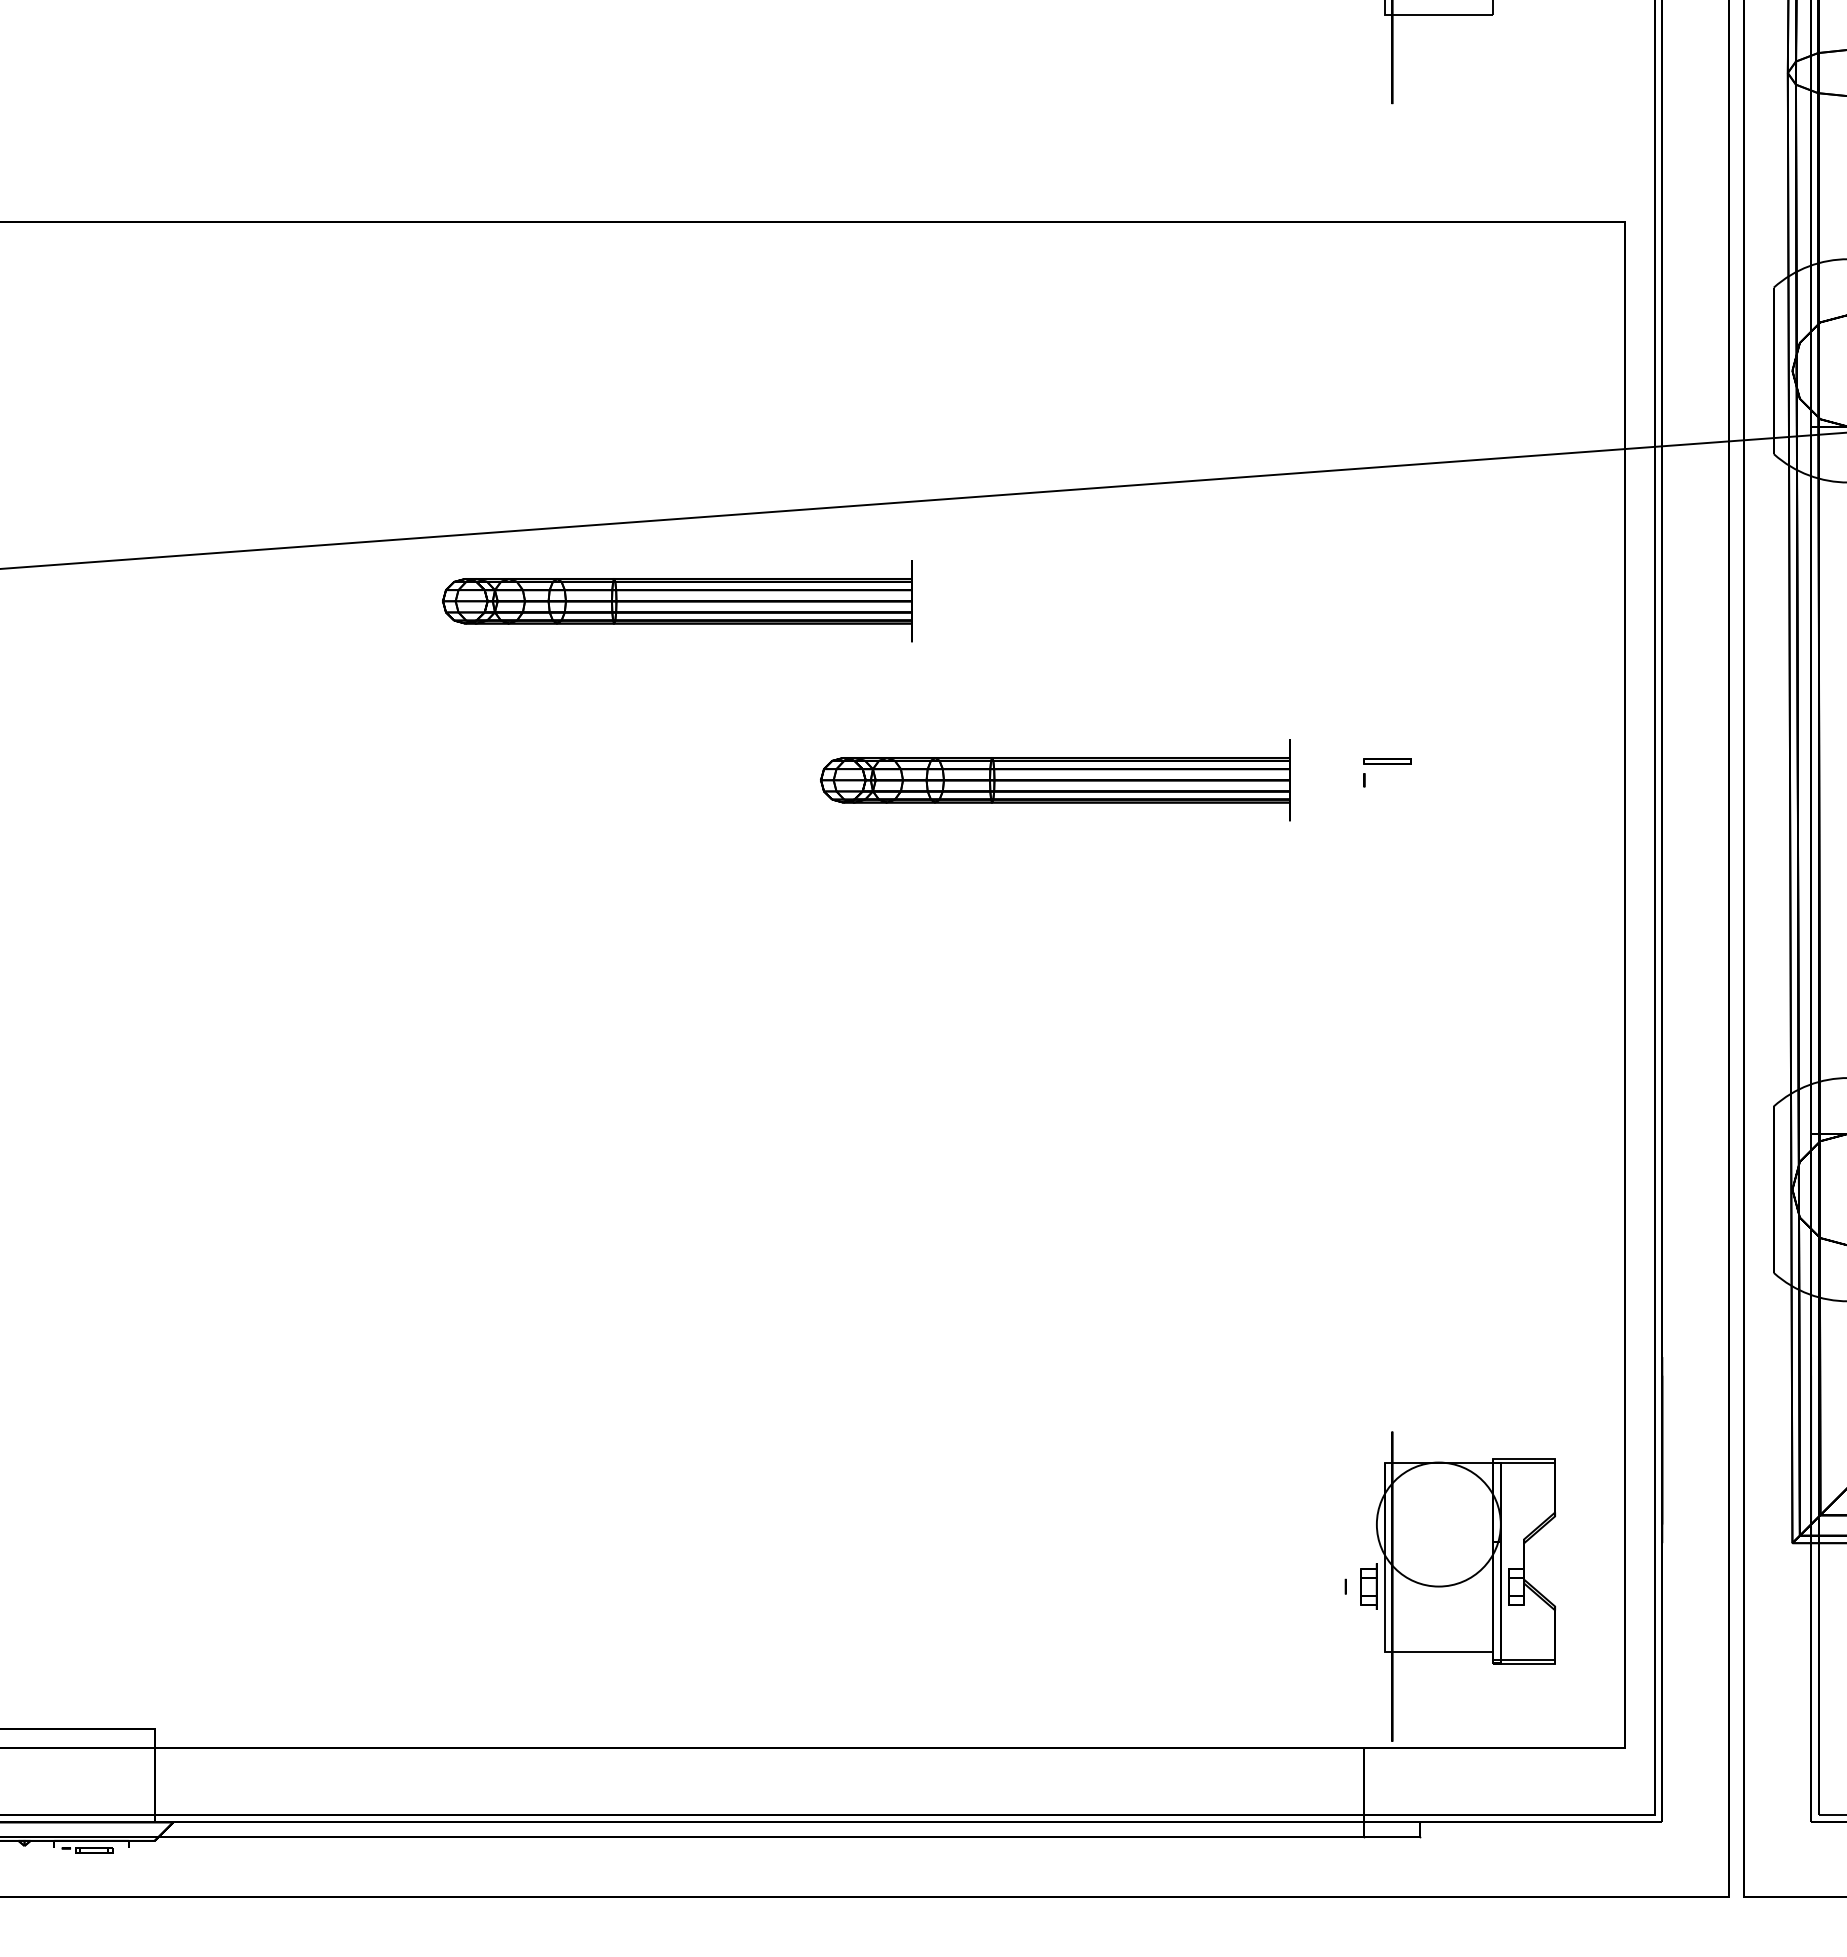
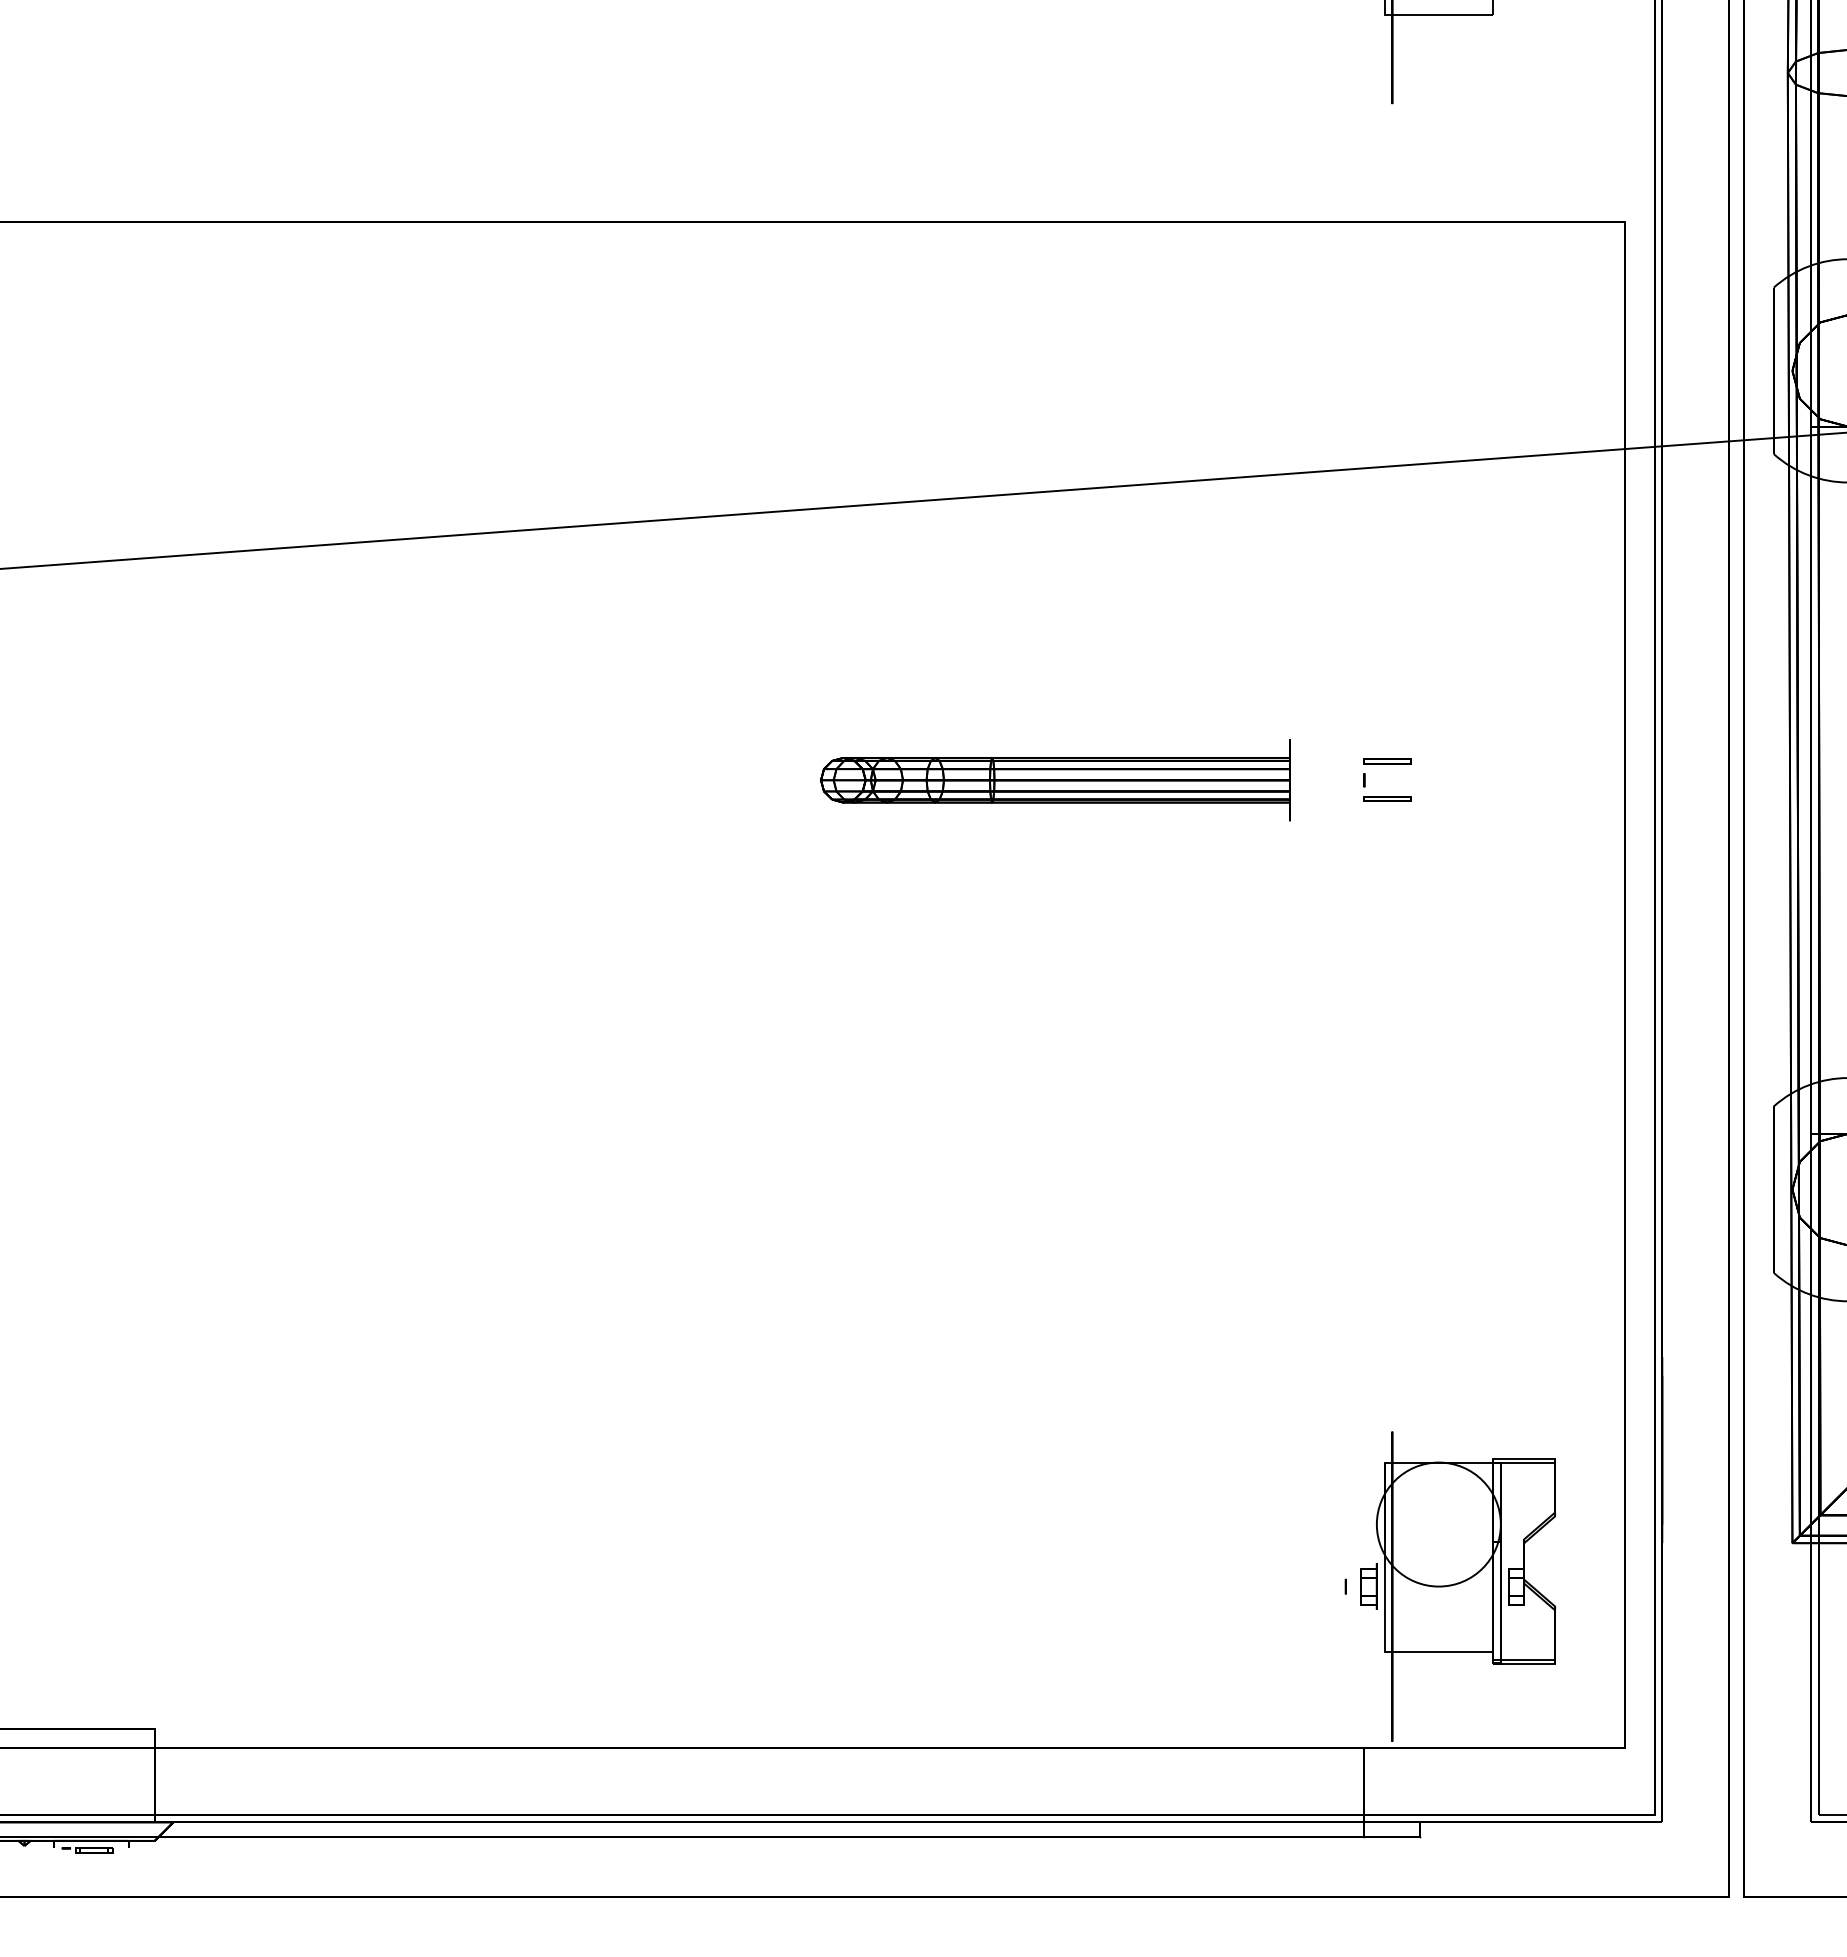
part: present -> none (677, 601)
part: none -> present (1387, 798)
